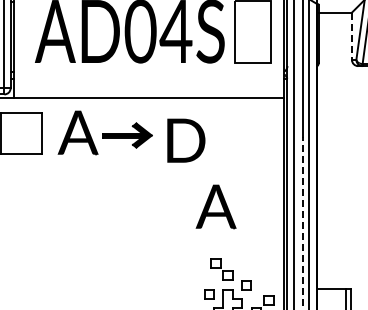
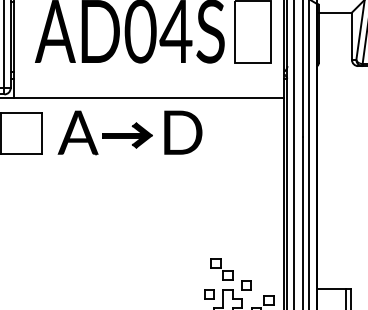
line: dashed -> solid (351, 36)
text position: (186, 140) -> (183, 132) (183, 132)
part: present -> none (215, 206)
line: dashed -> solid (303, 223)
